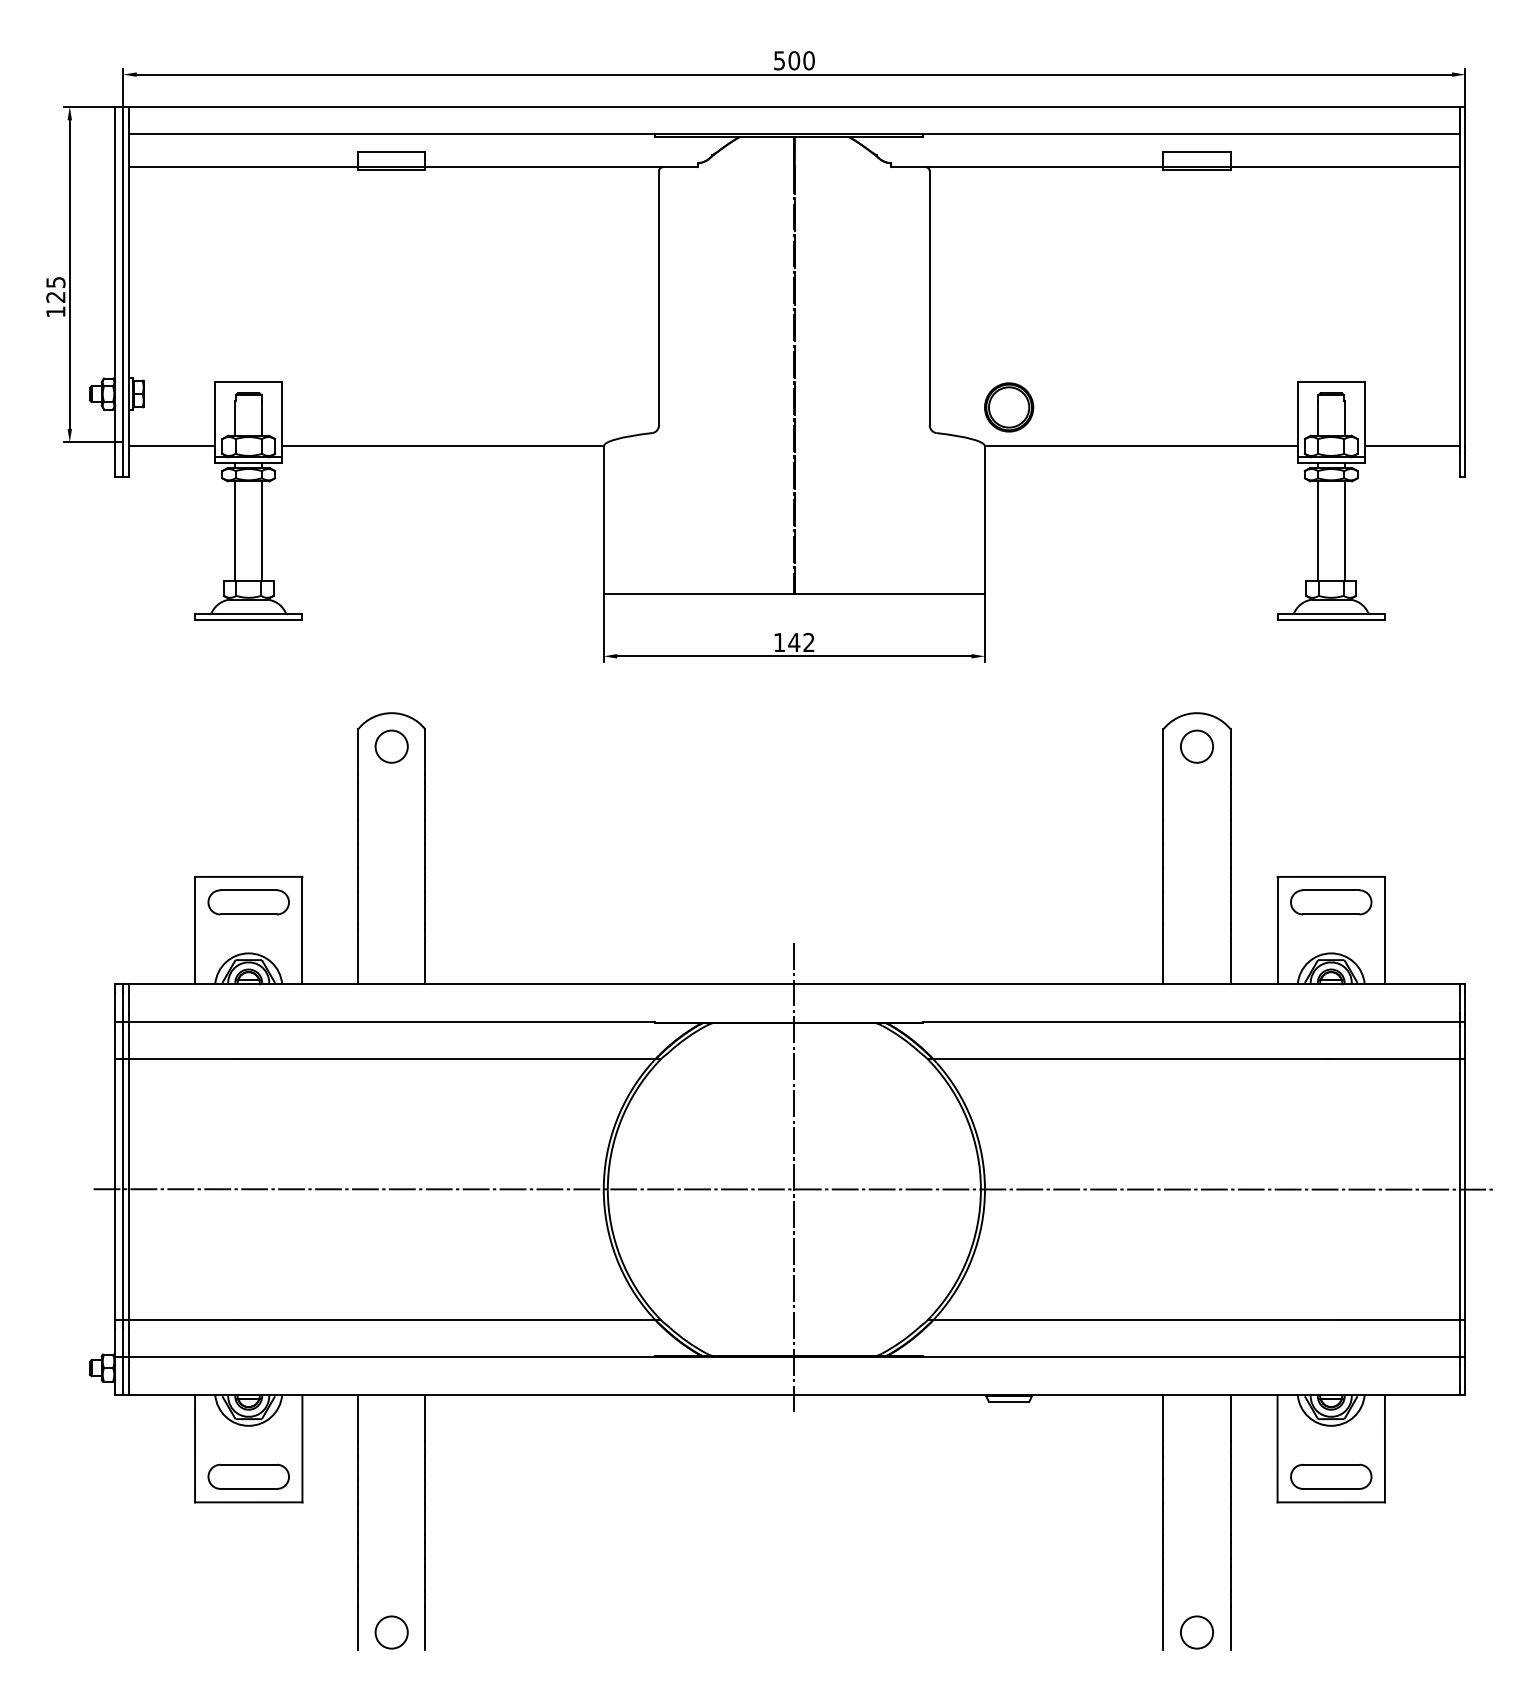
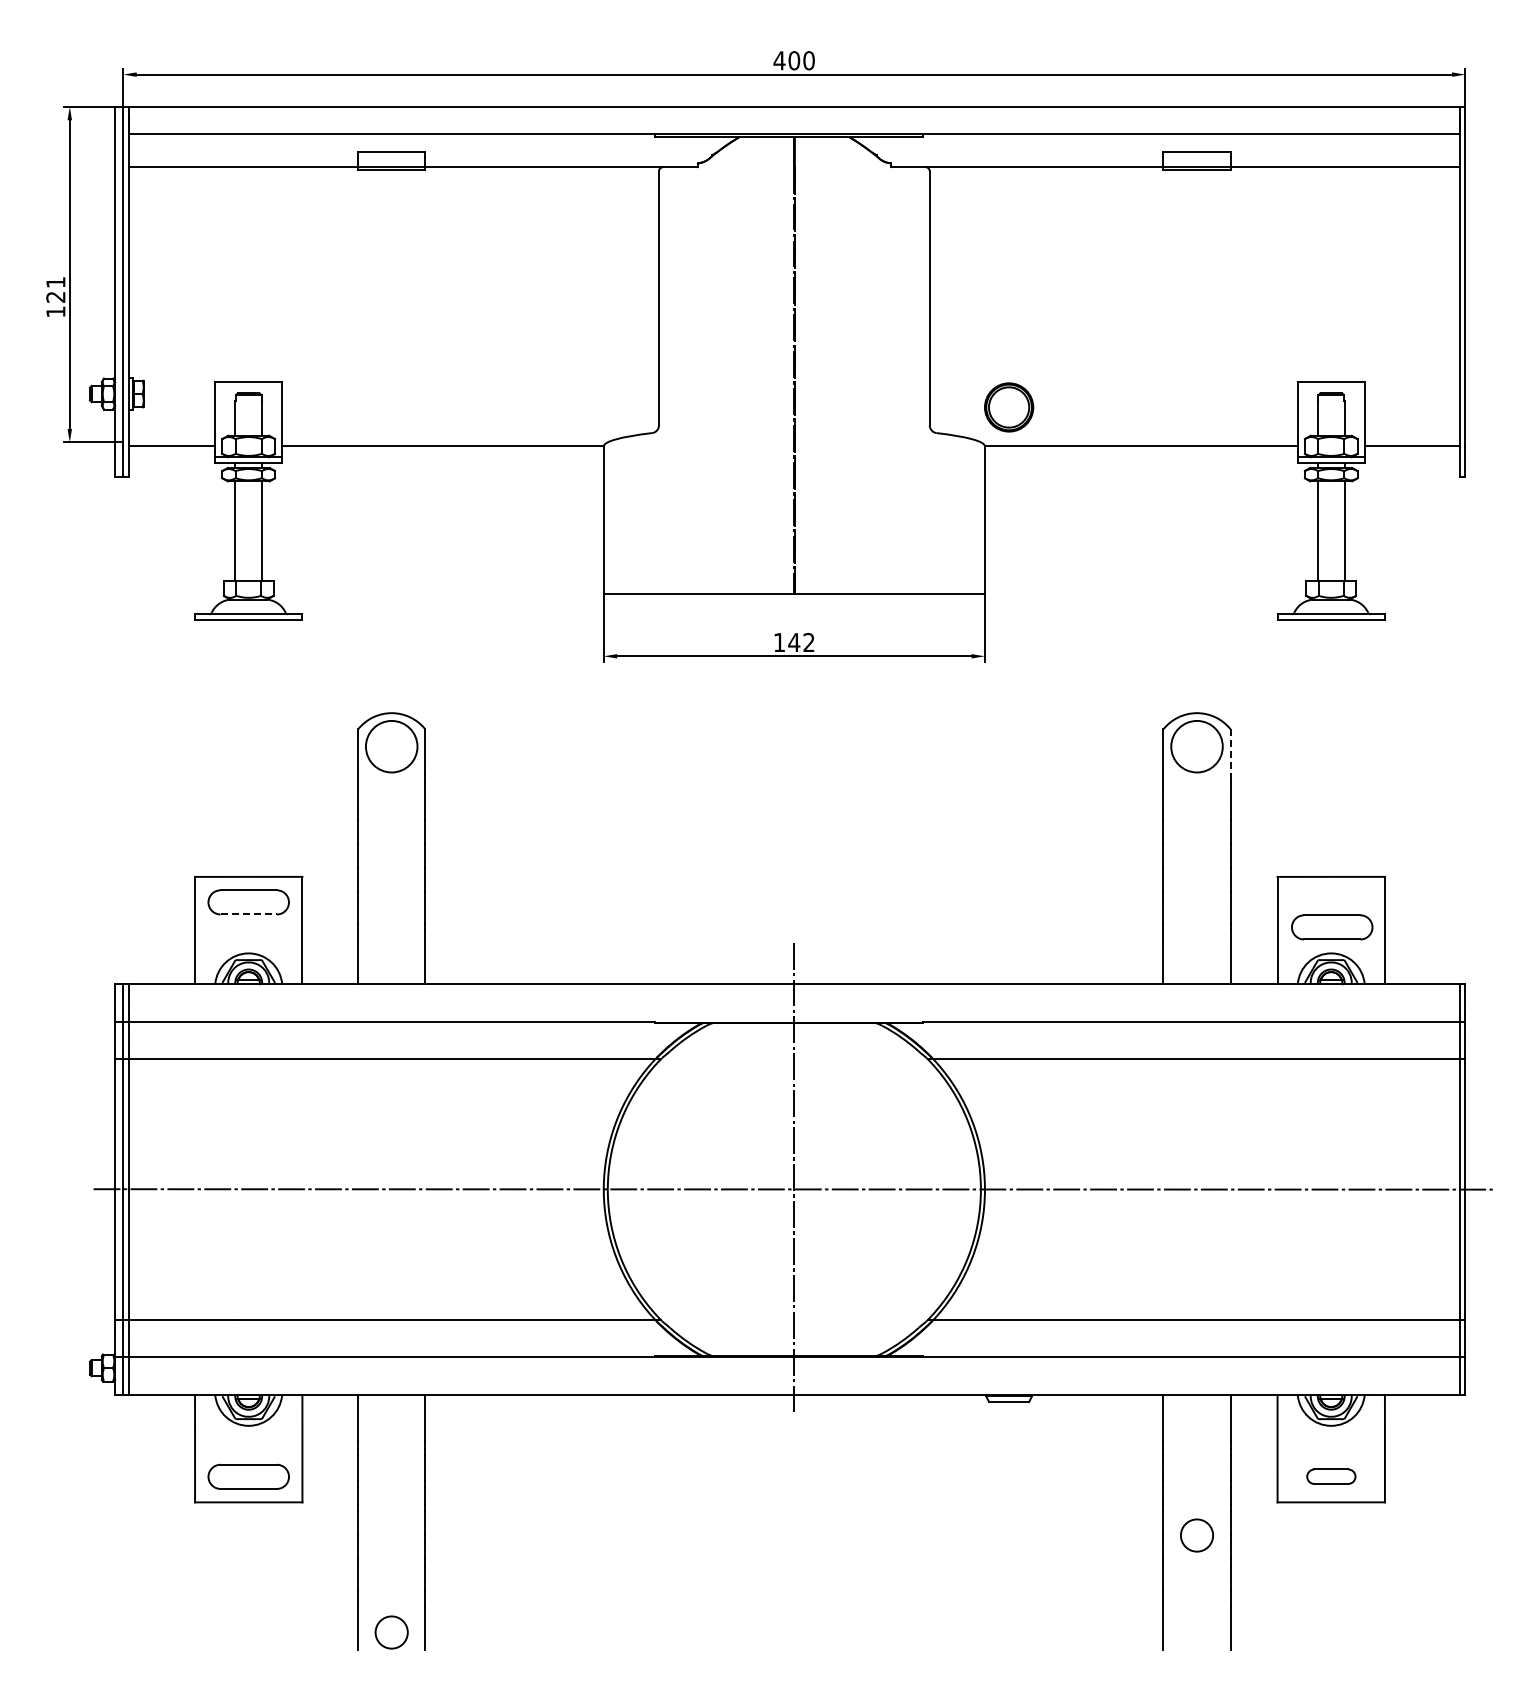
text: 500 -> 400 (779, 60)
text: 125 -> 121 (55, 282)
circle diameter: 32 px -> 52 px (391, 746)
circle diameter: 32 px -> 52 px (1196, 746)
line: solid -> dashed (1230, 751)
part position: (1331, 902) -> (1332, 927) (1332, 927)
line: solid -> dashed (249, 914)
part size: 83x27 px -> 51x17 px (1331, 1476)
circle position: (1196, 1632) -> (1196, 1535) (1196, 1535)
